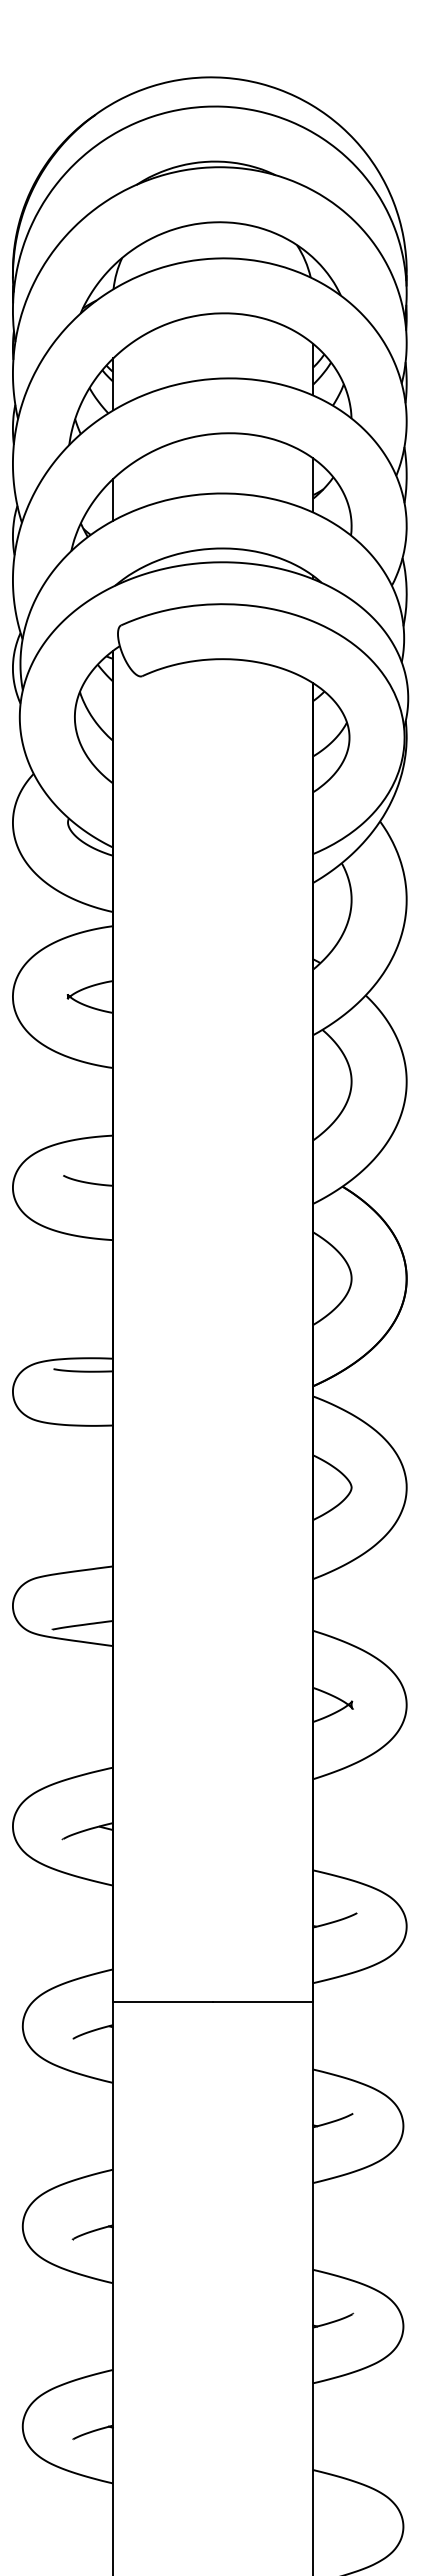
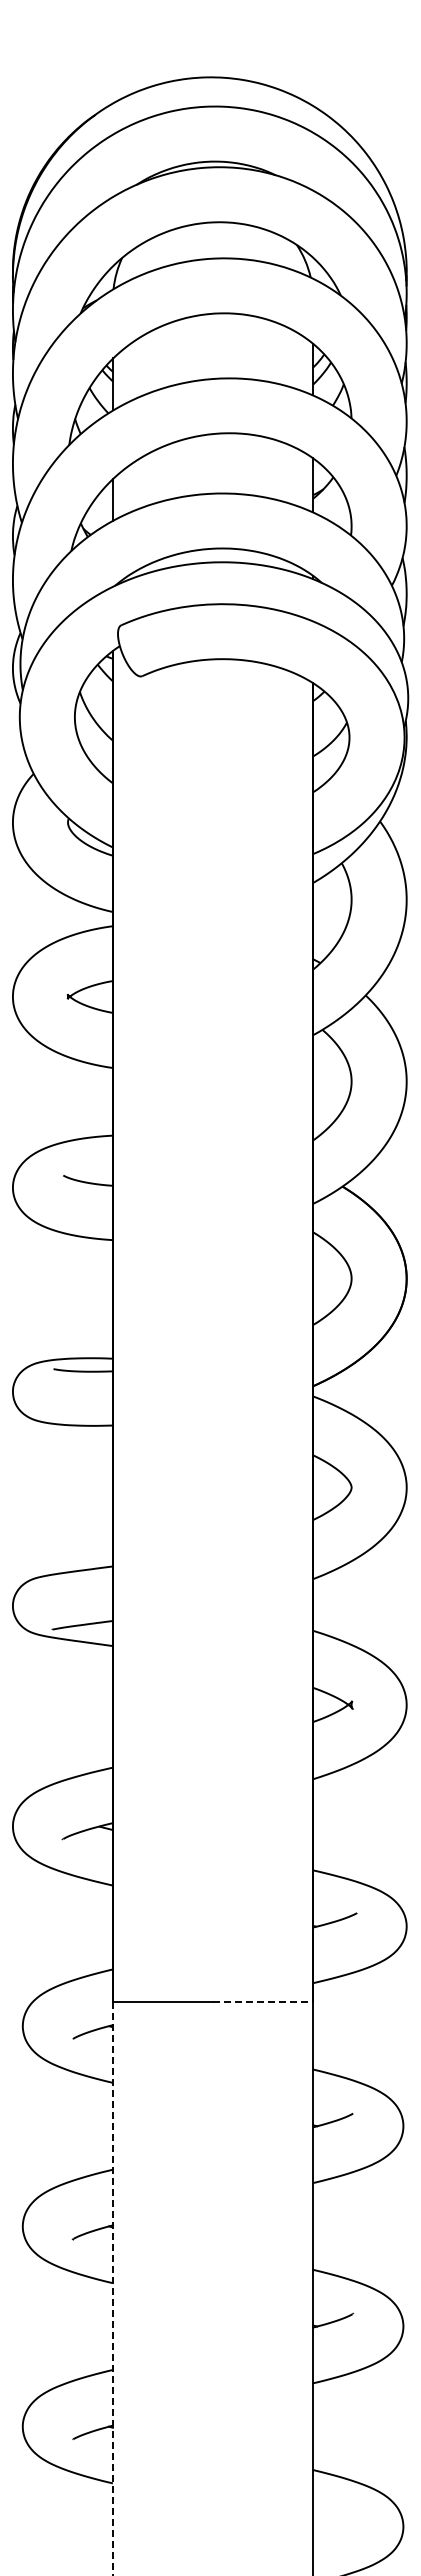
line: solid -> dashed (263, 2002)
line: solid -> dashed (112, 2289)
